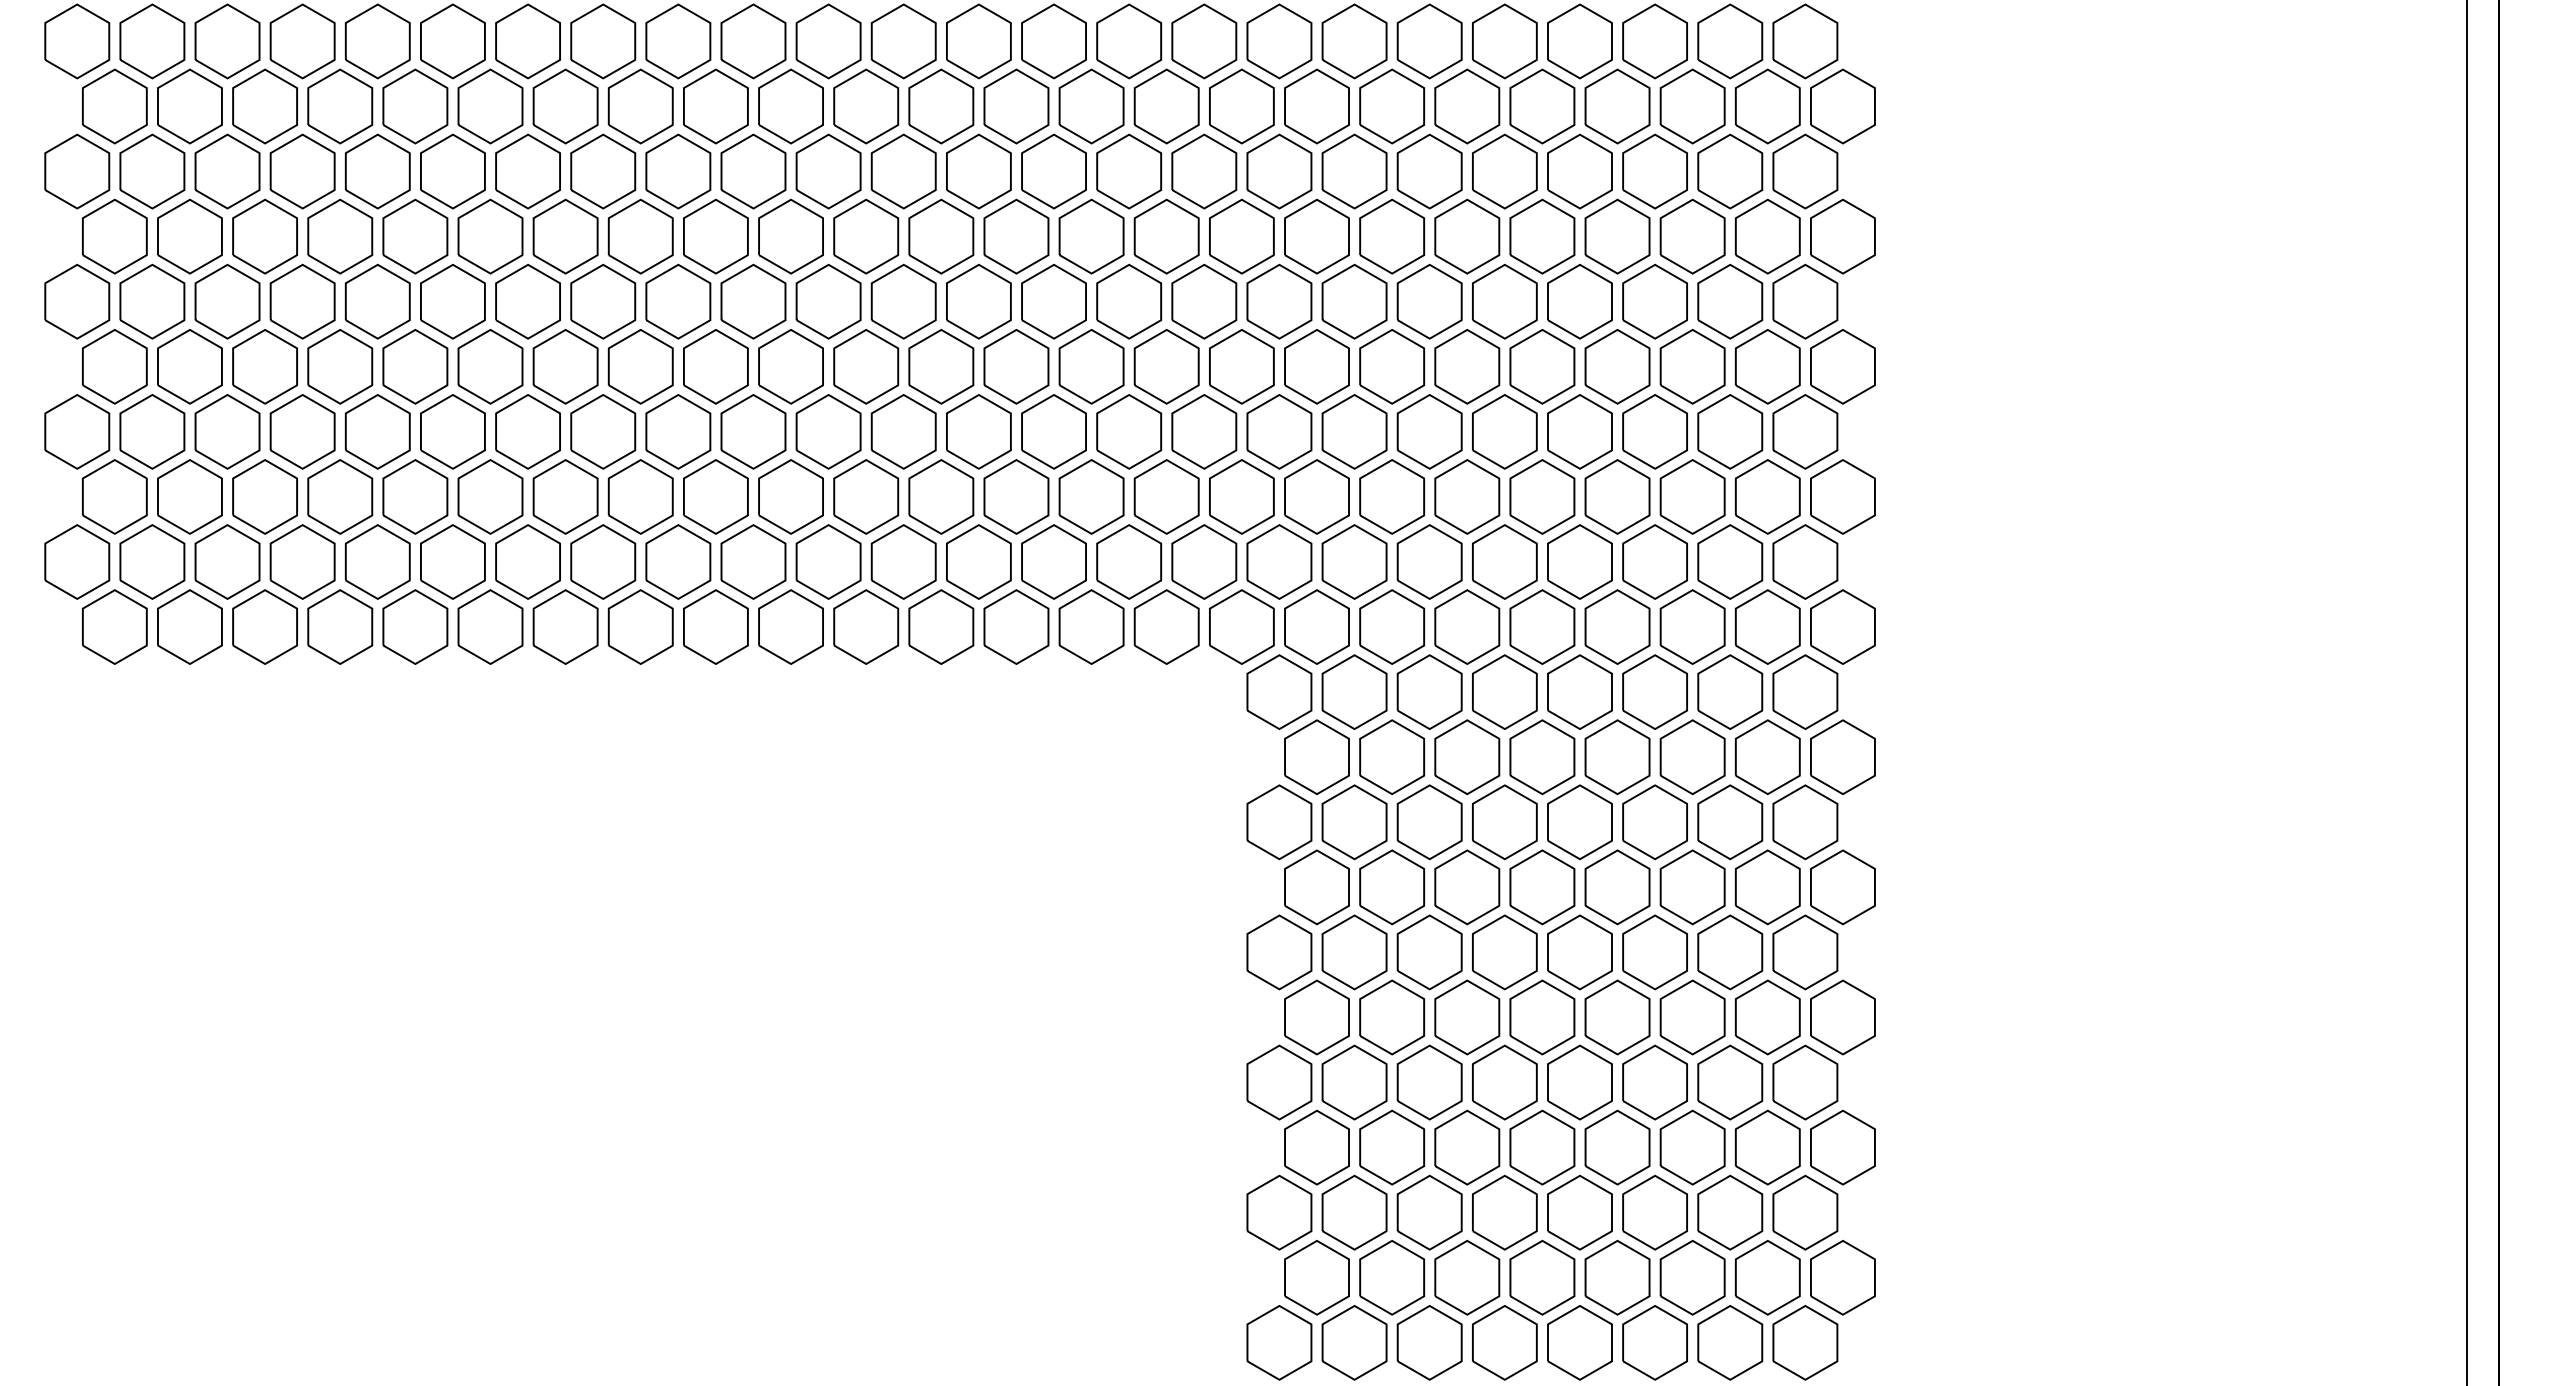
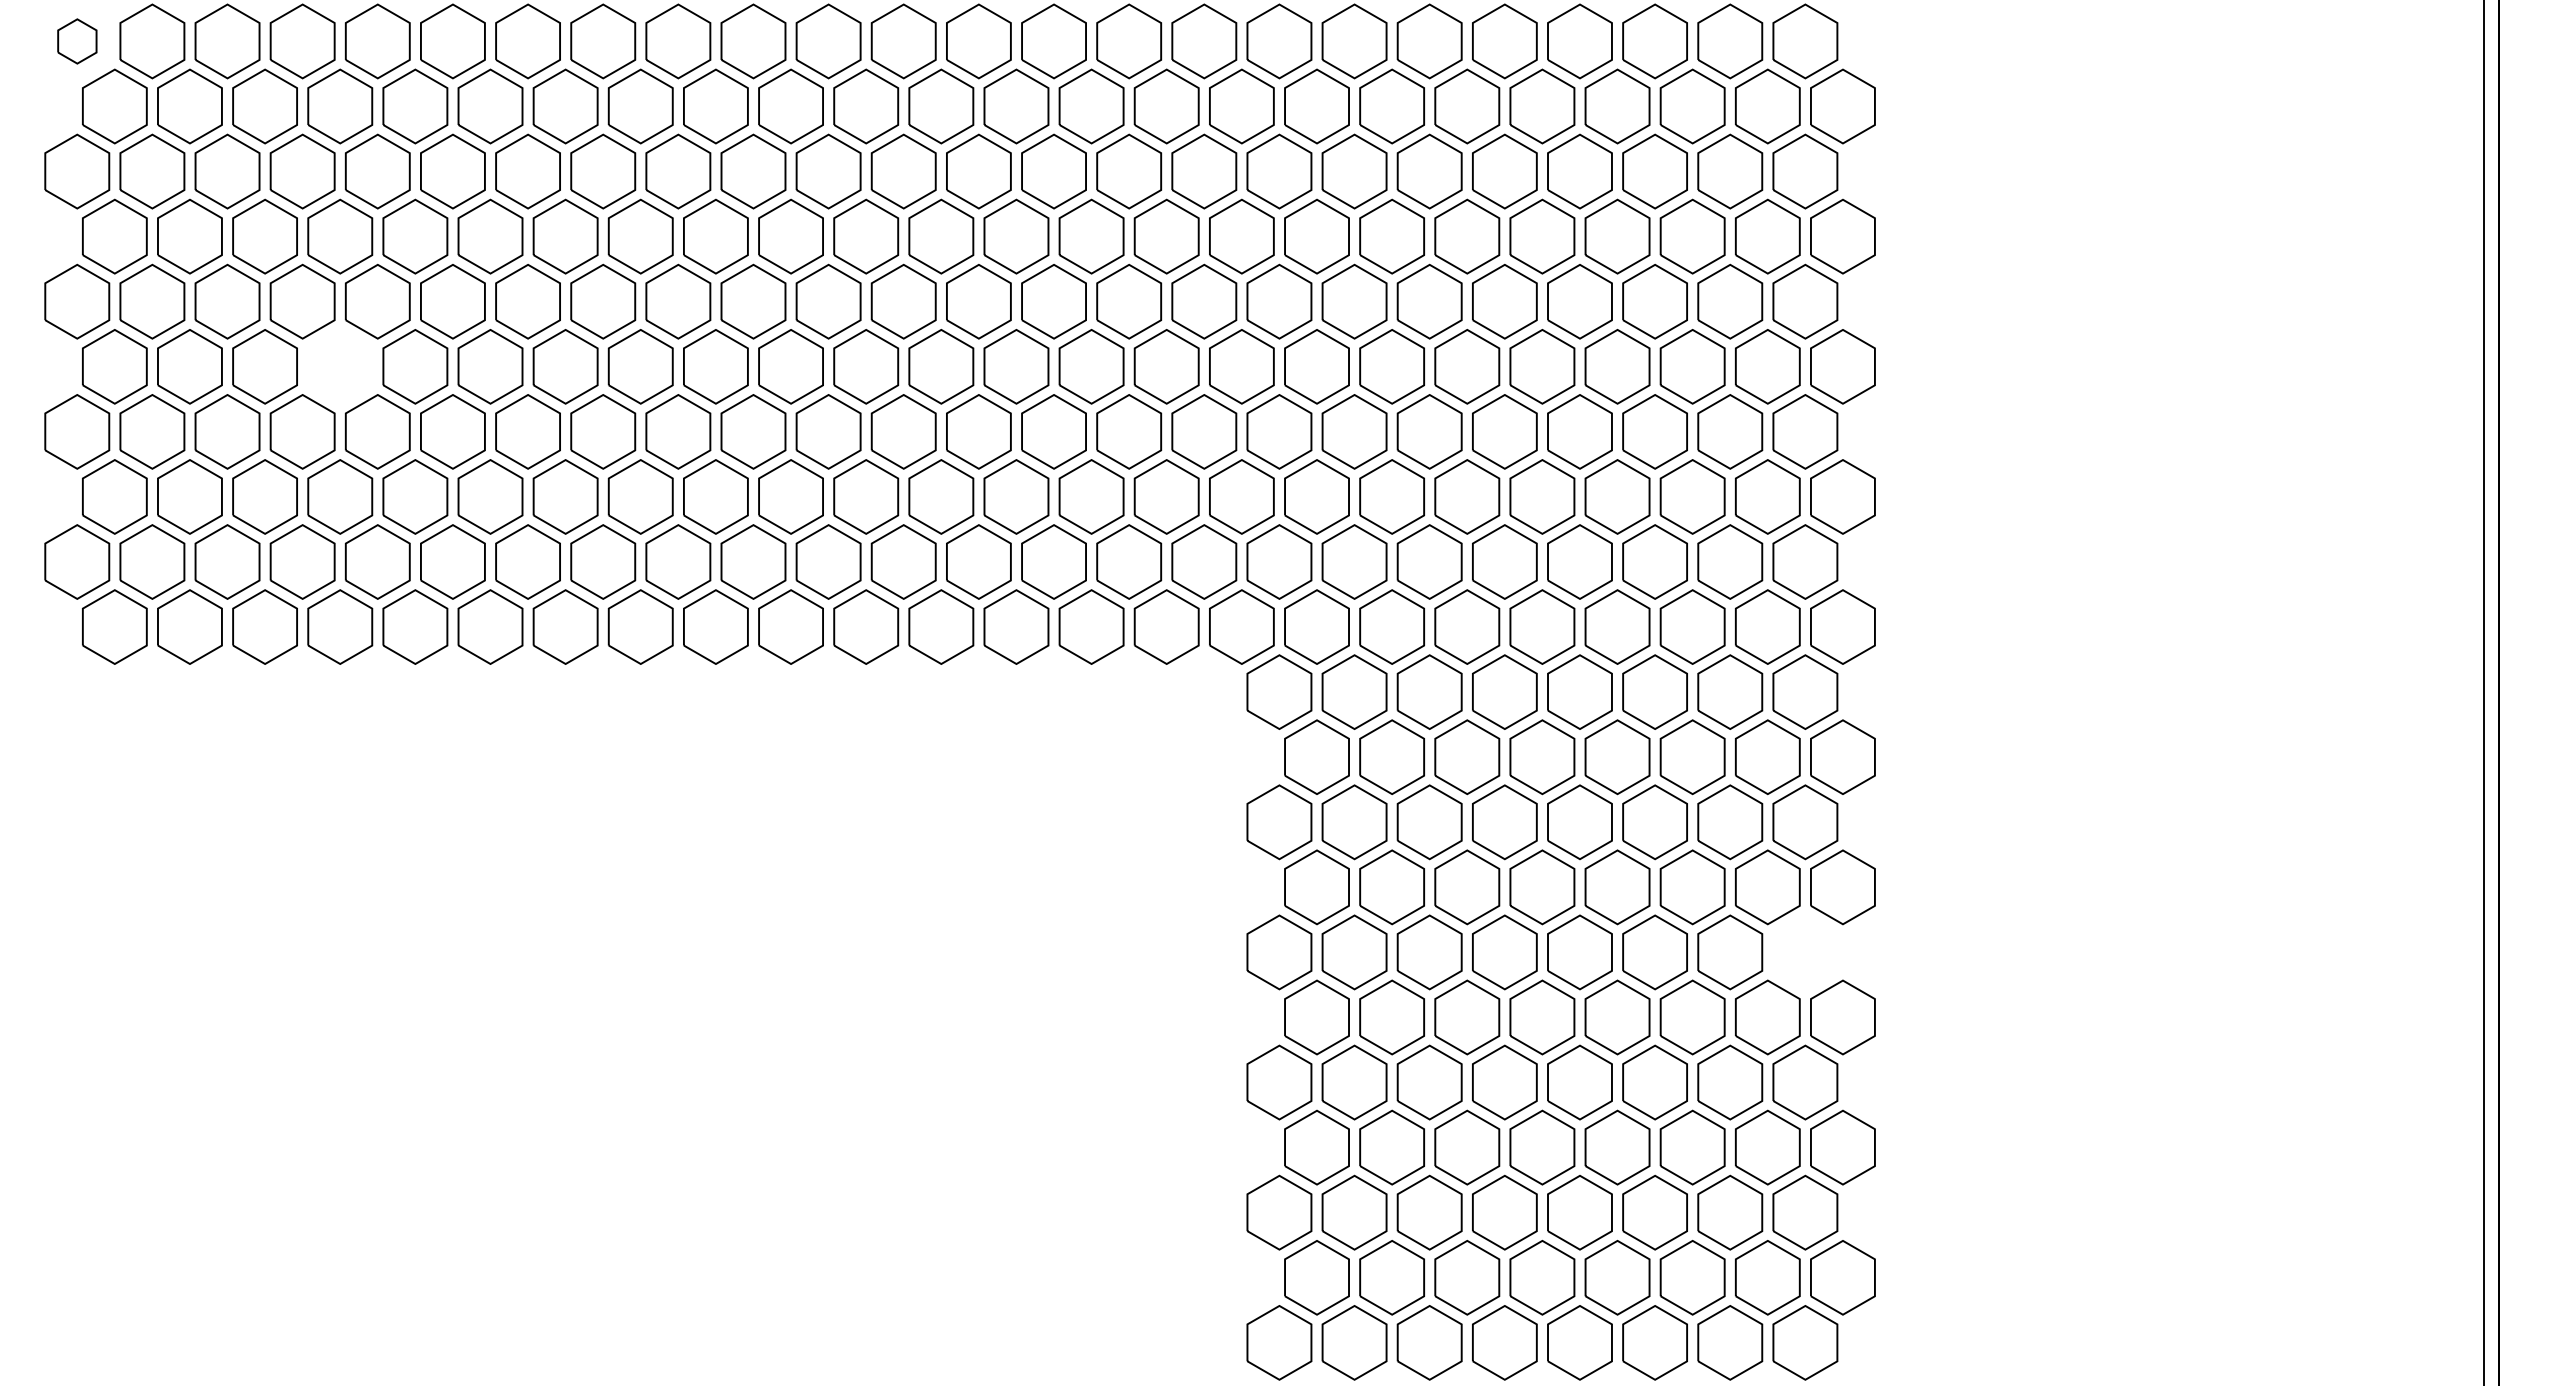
part size: 67x77 px -> 41x47 px (77, 41)
part: present -> none (340, 366)
line position: (2467, 692) -> (2484, 692) (2484, 692)
part: present -> none (1805, 952)
